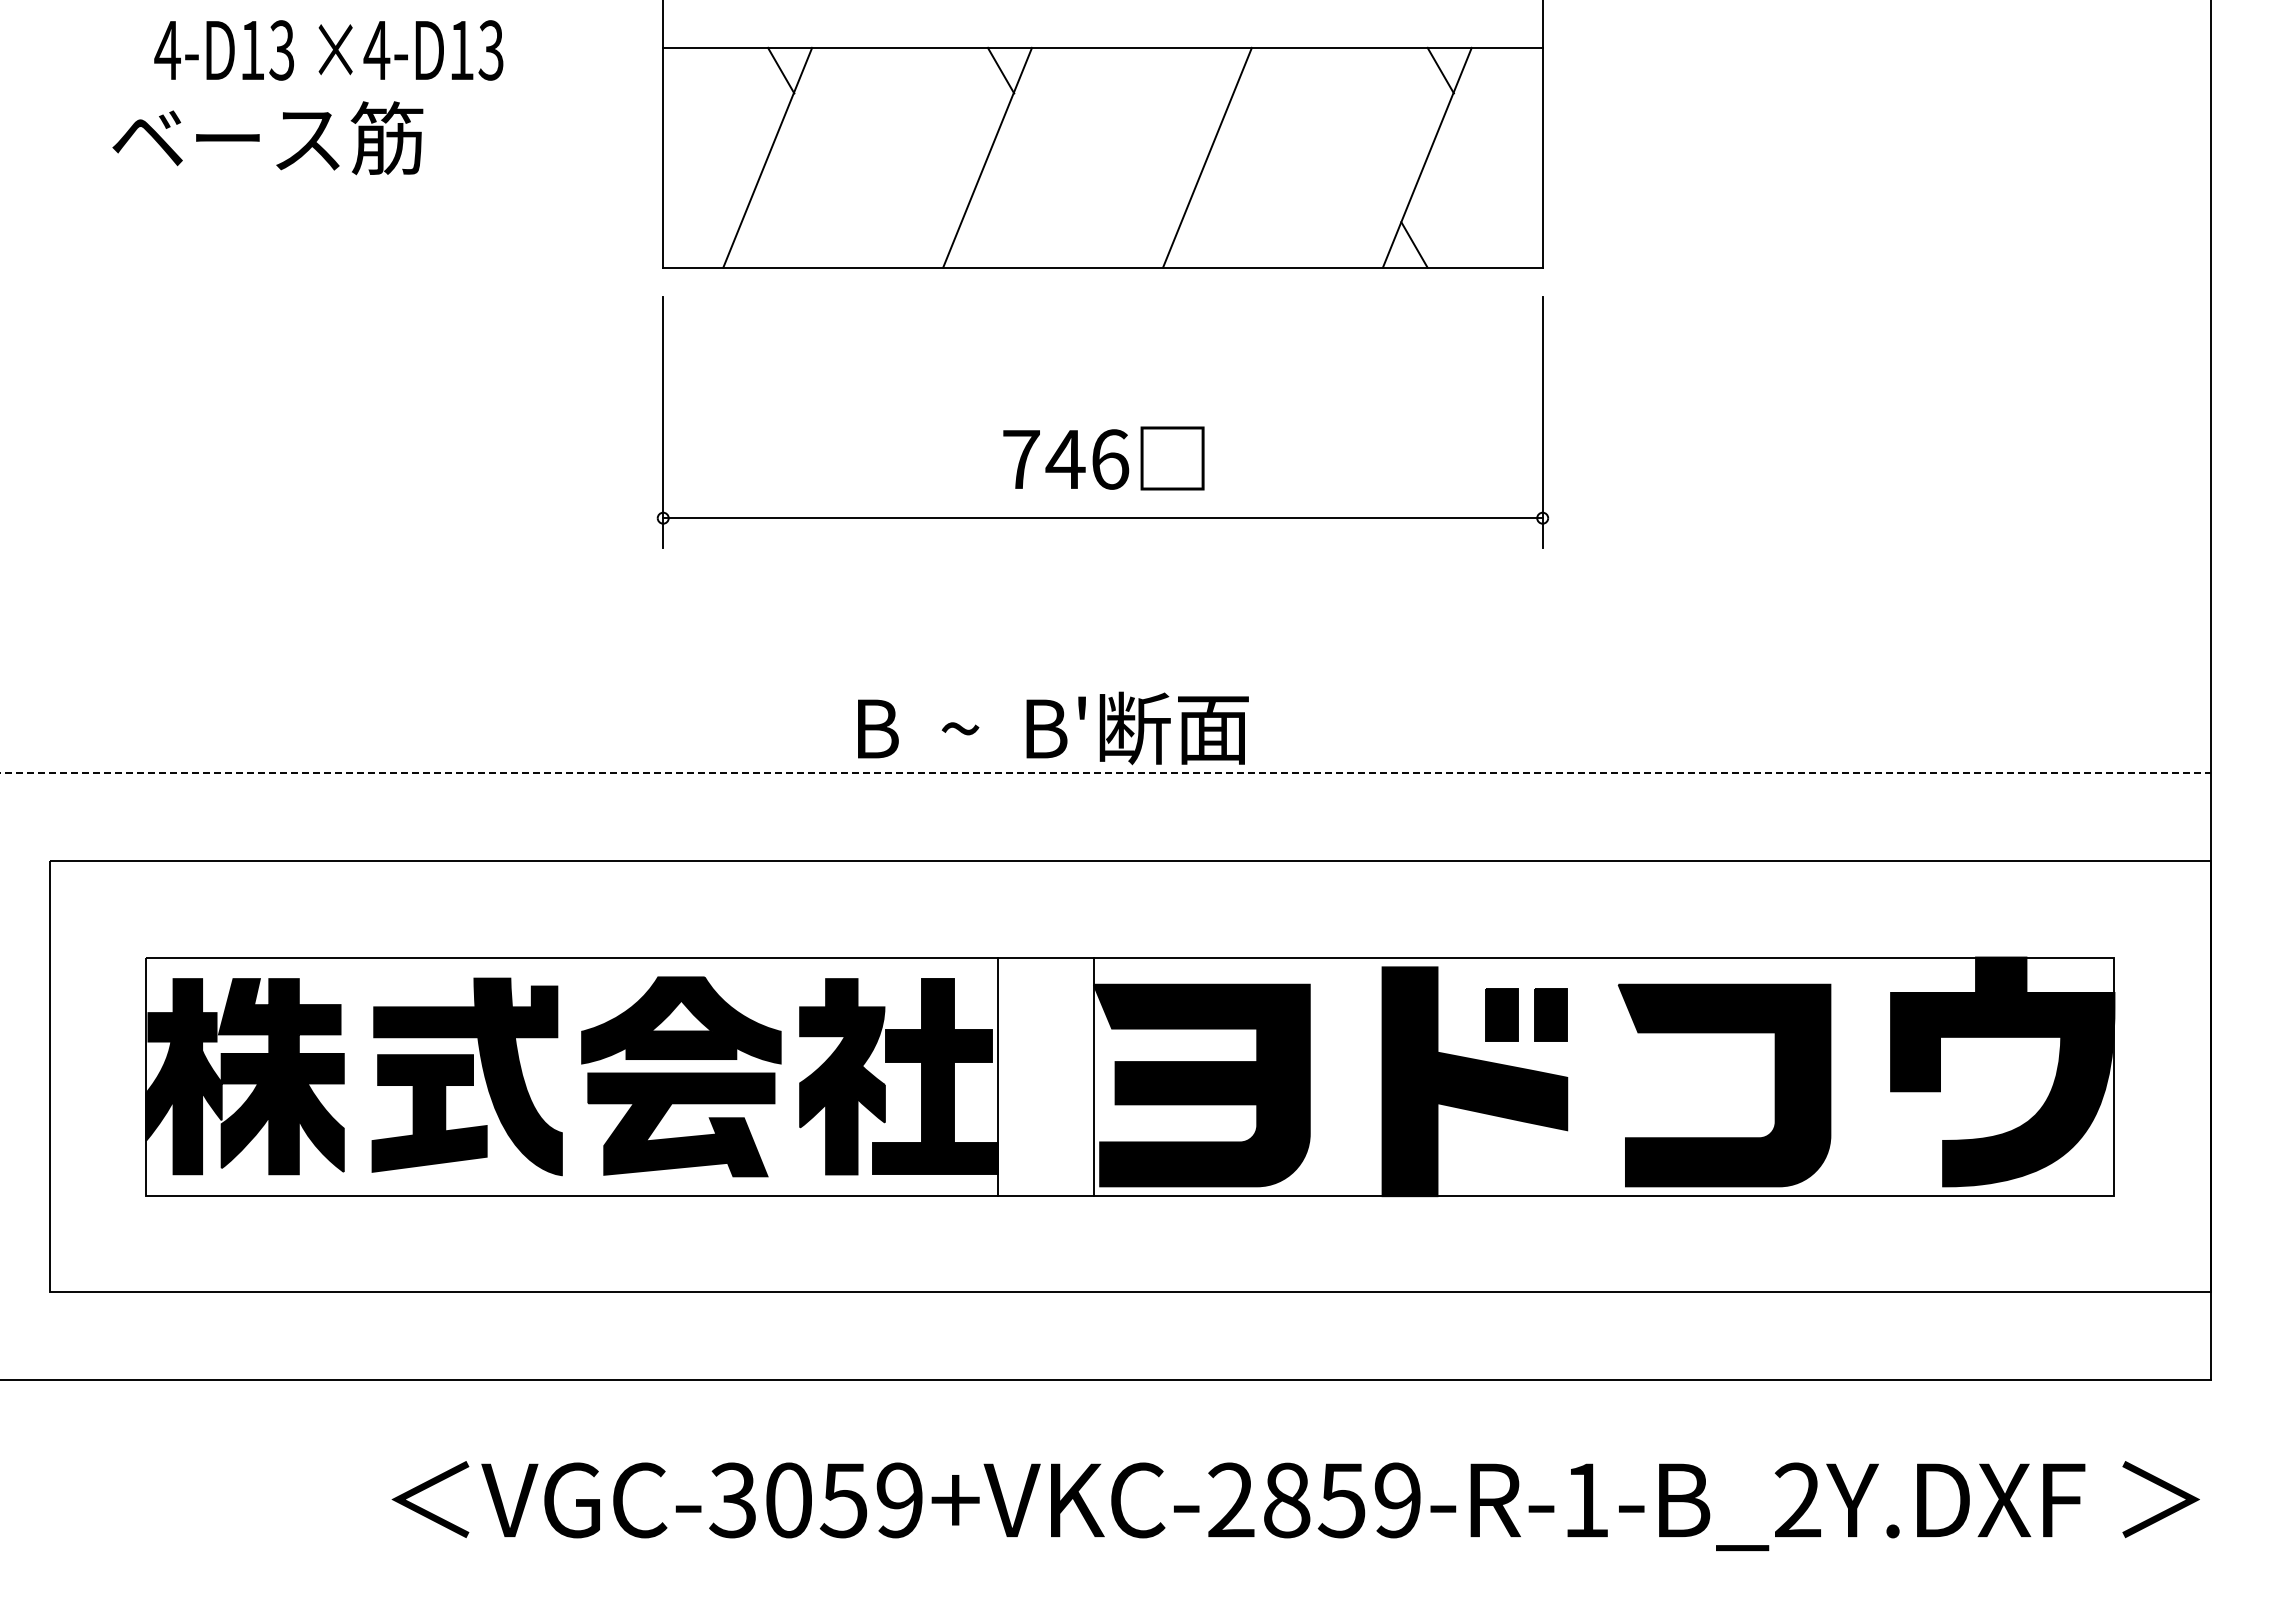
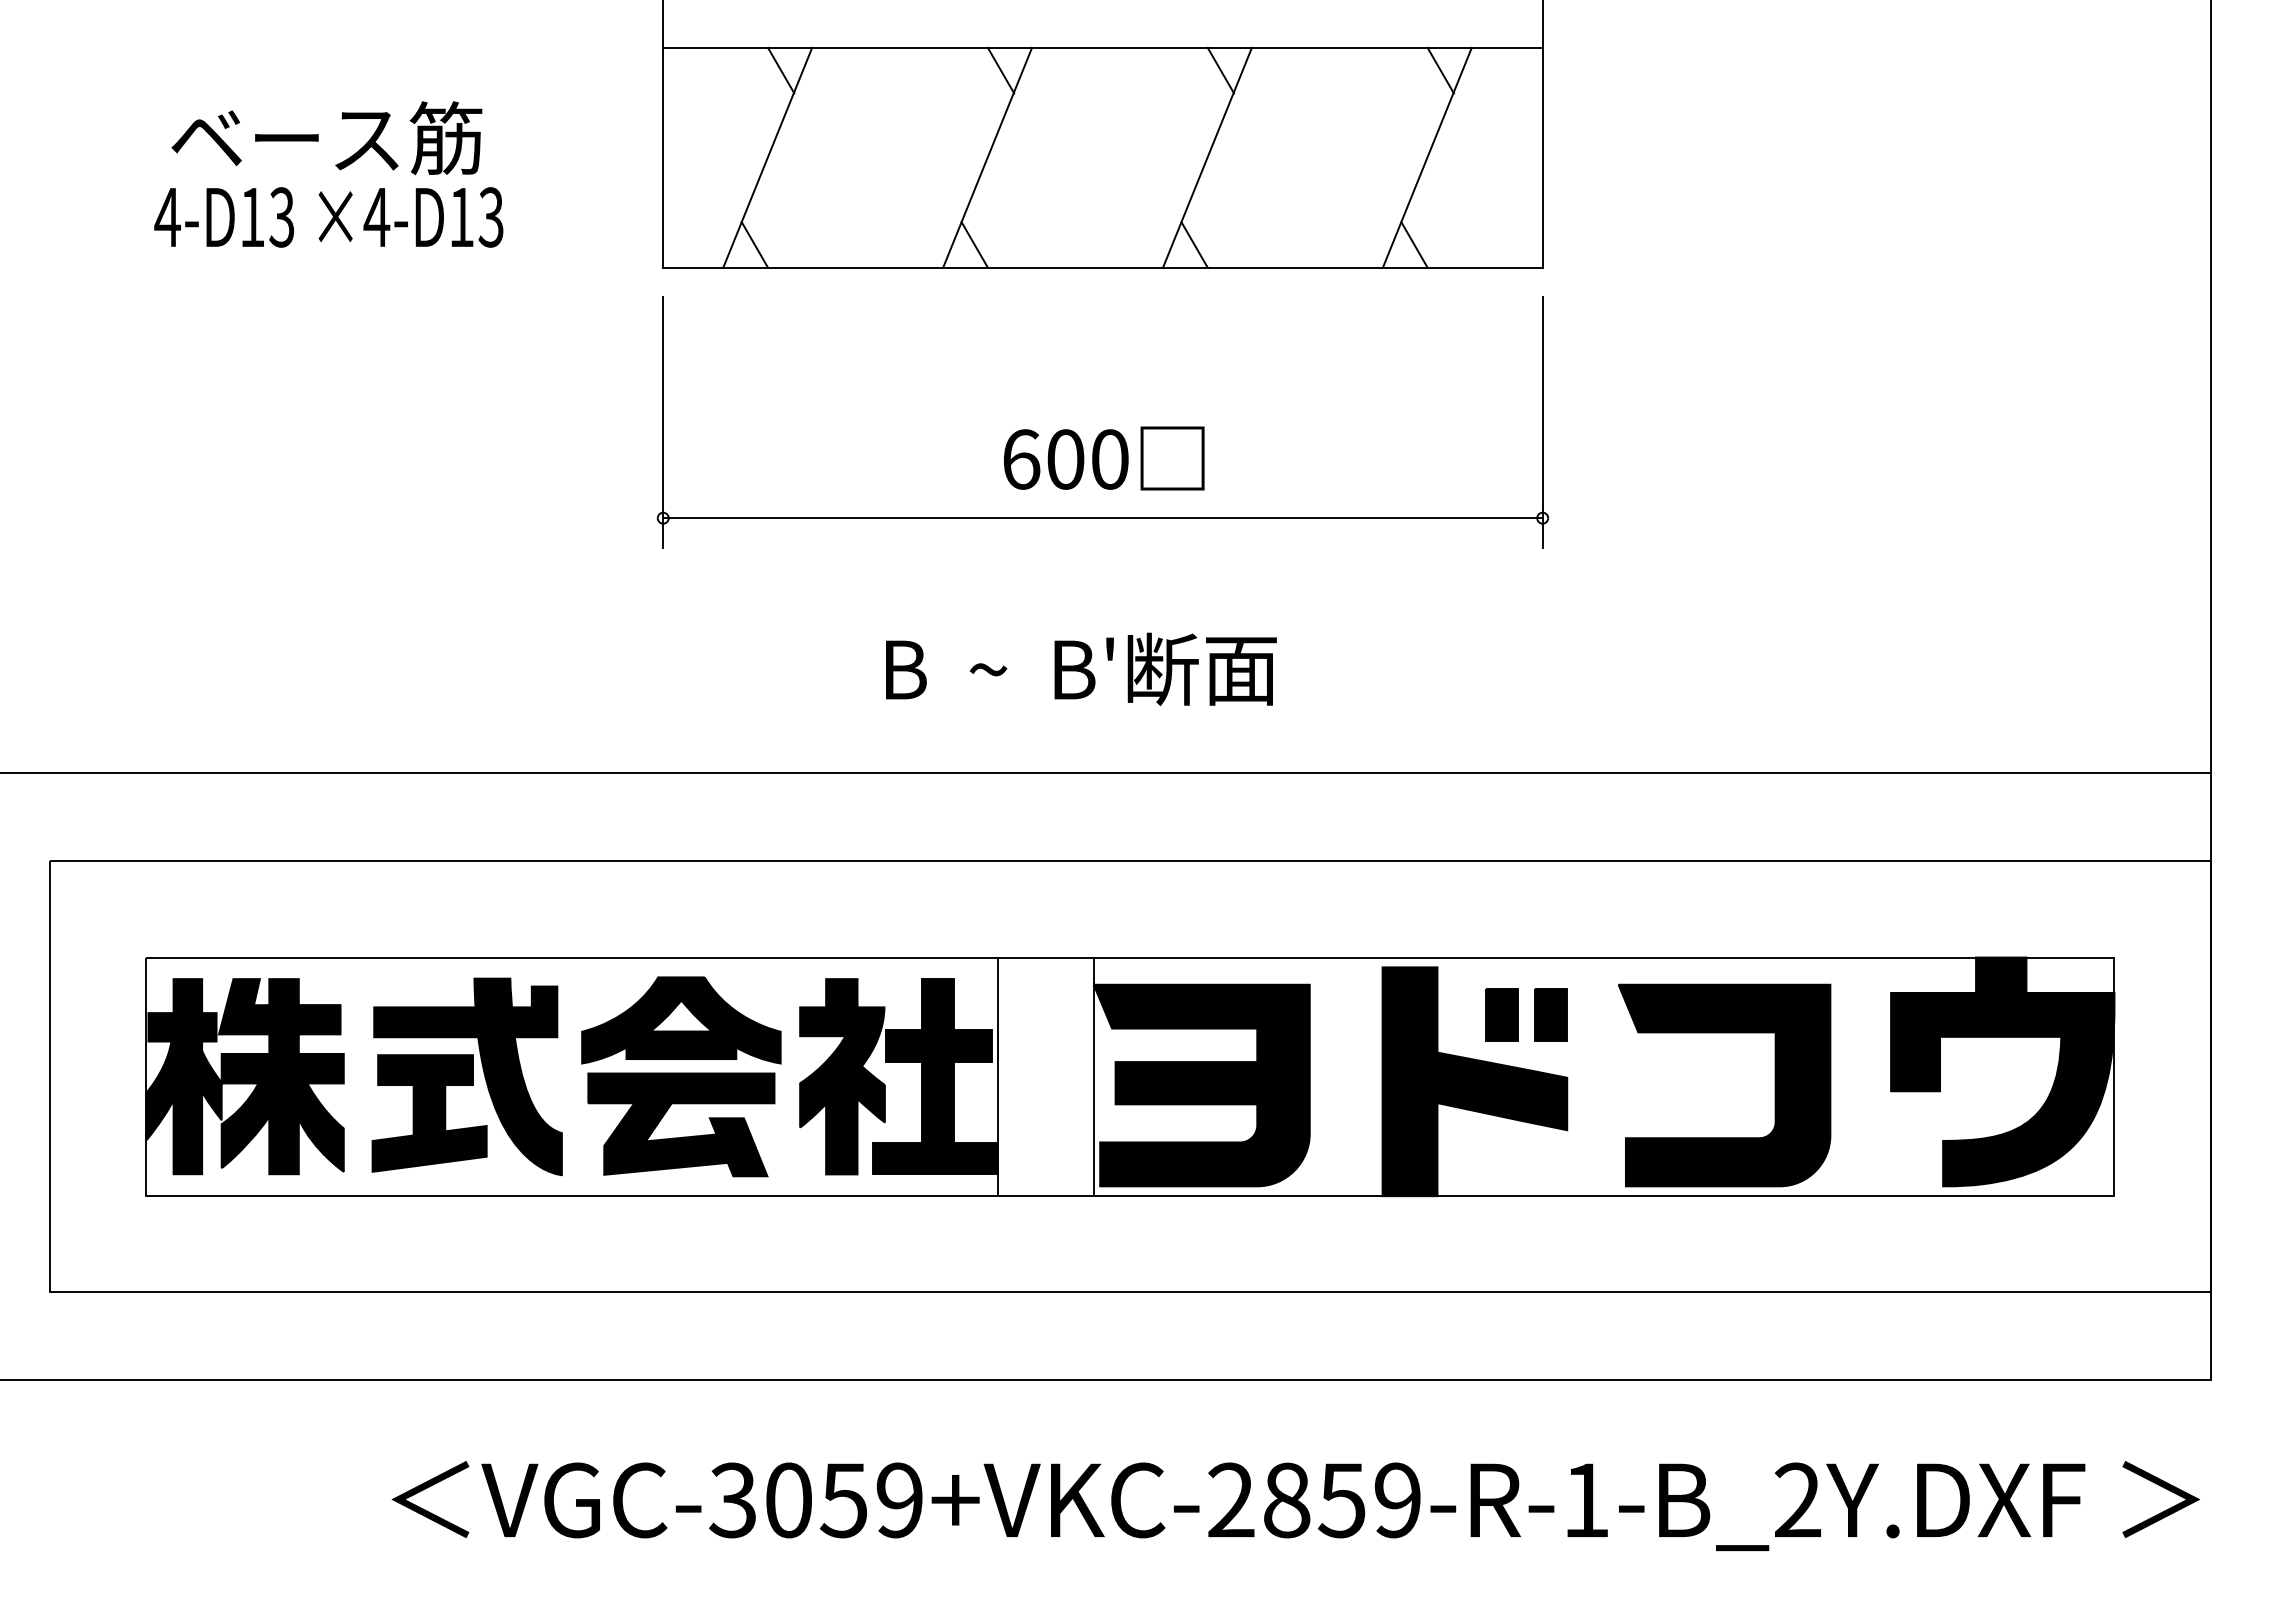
text position: (328, 50) -> (328, 217) (328, 217)
line: none -> present (1220, 70)
text position: (267, 138) -> (326, 138) (326, 138)
line: none -> present (754, 244)
line: none -> present (974, 244)
line: none -> present (1194, 244)
text: 746 -> 600 (1066, 459)
text position: (1053, 728) -> (1081, 669) (1081, 669)
line: dashed -> solid (1105, 773)
